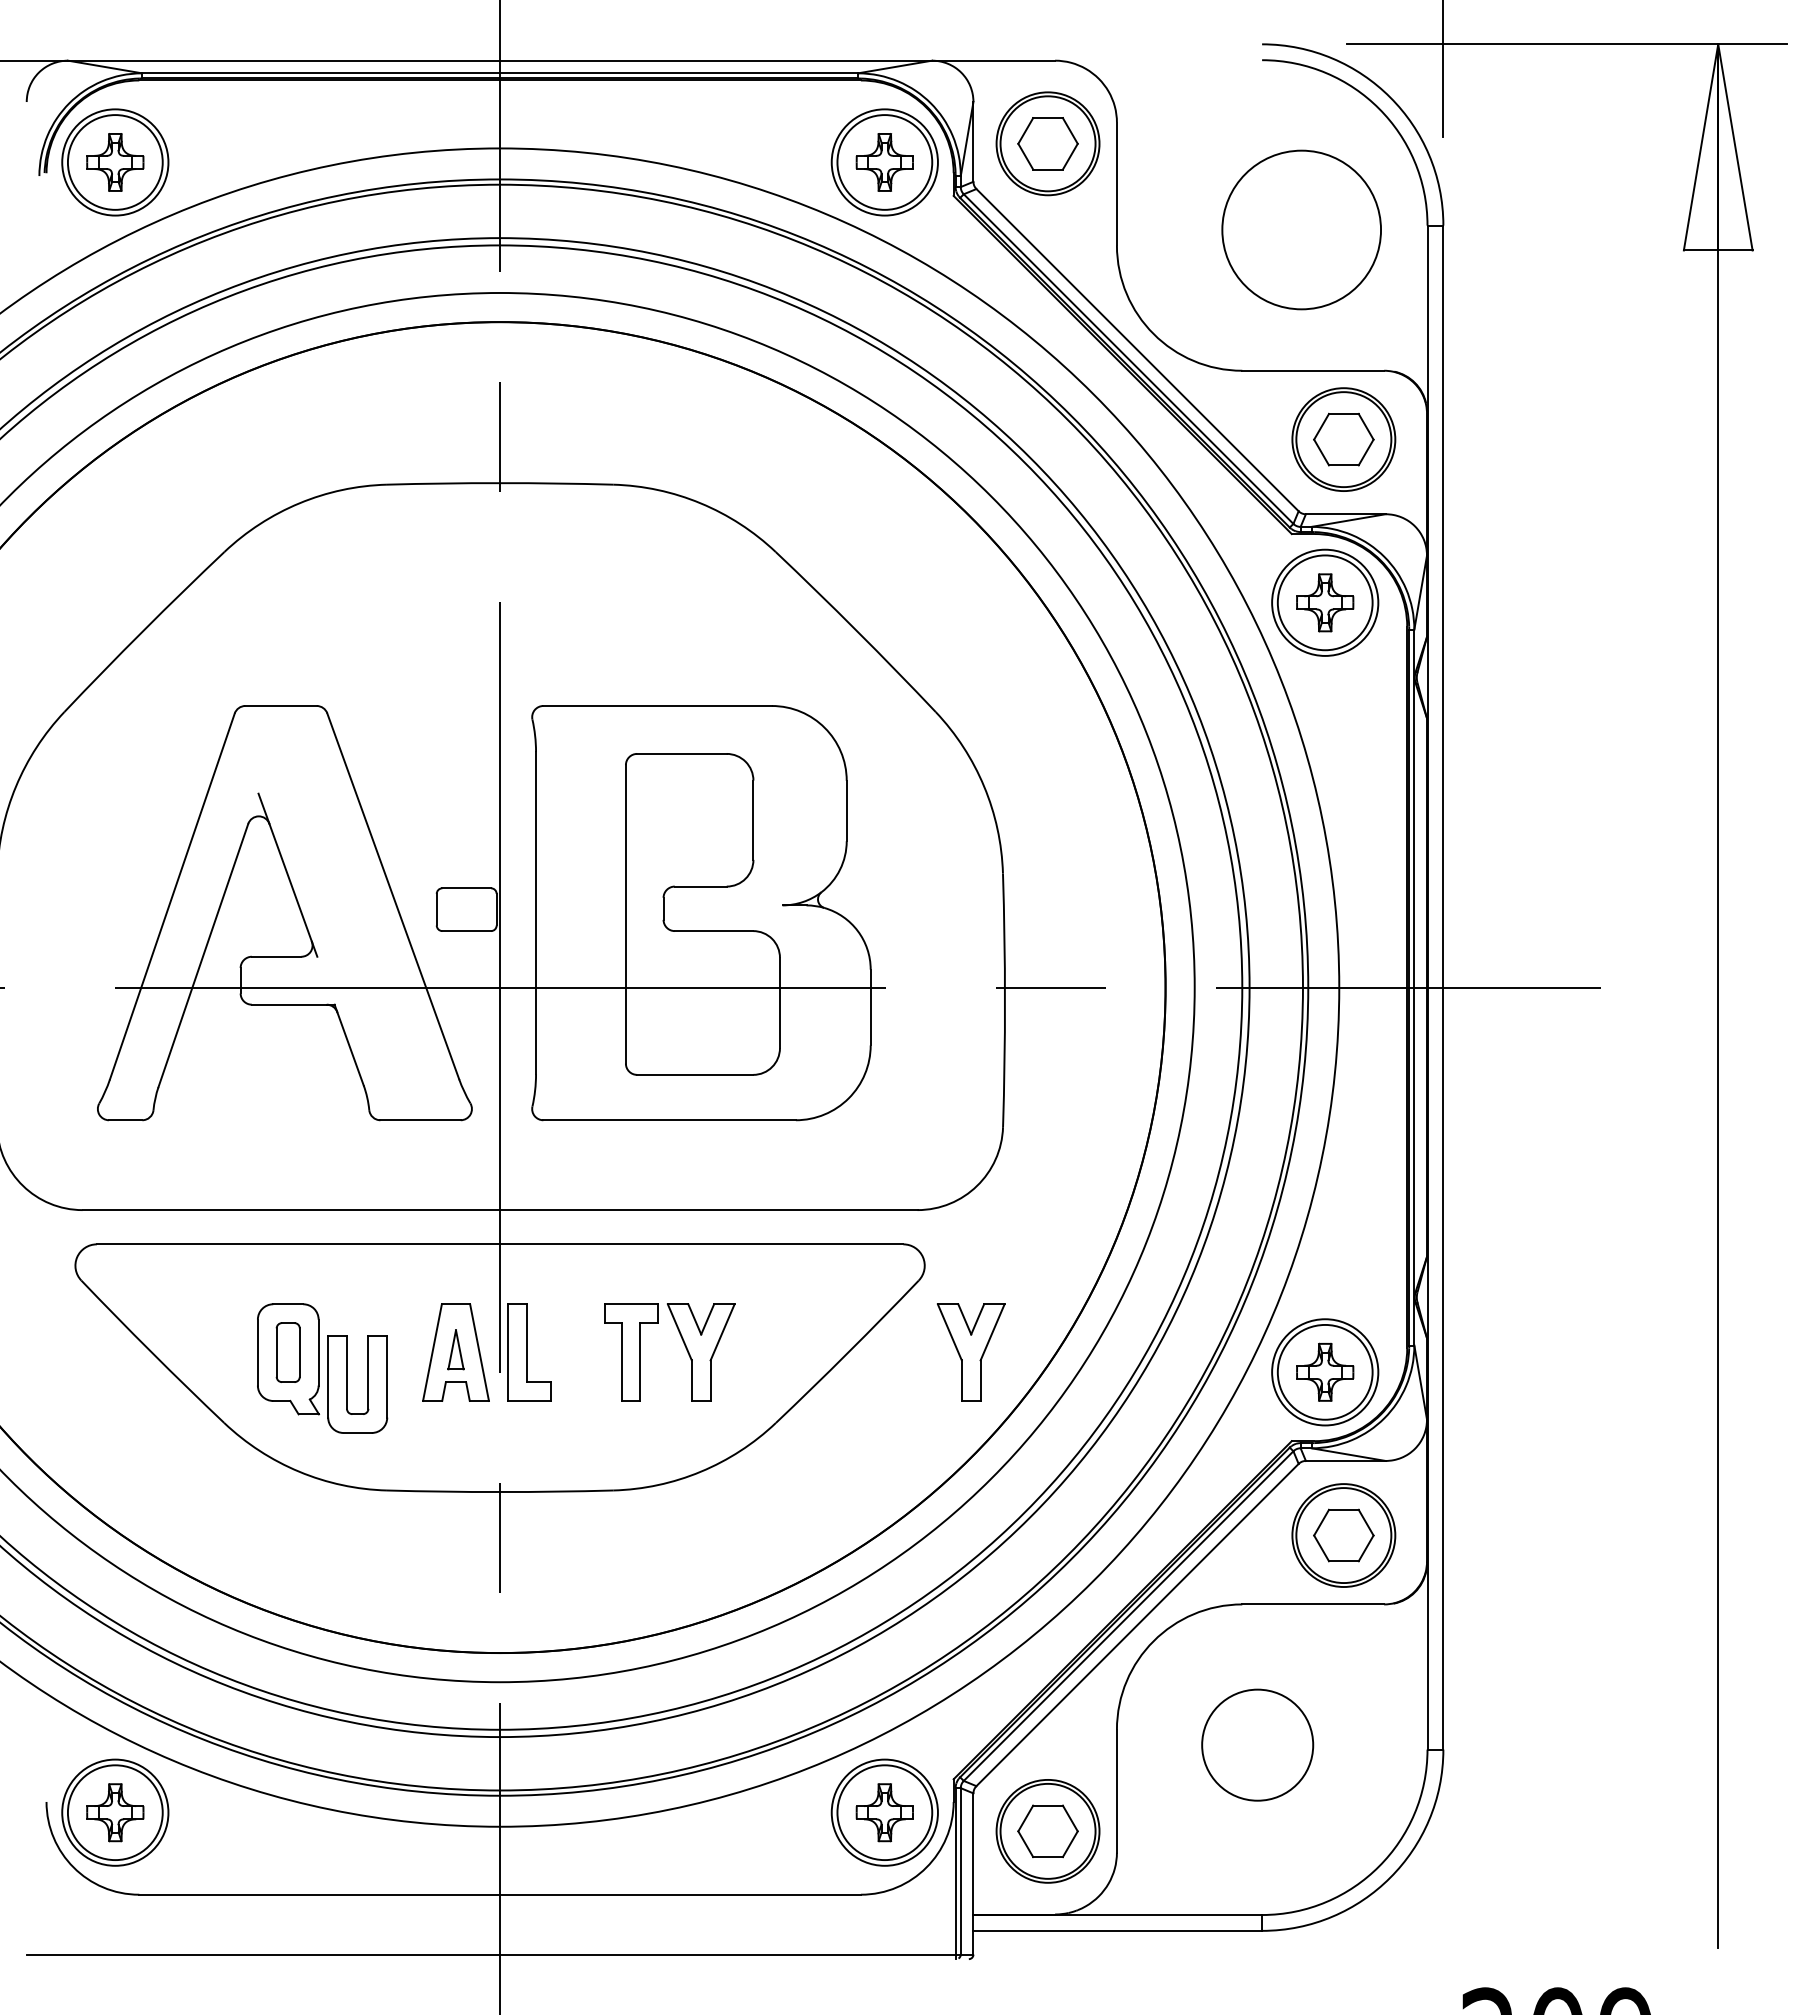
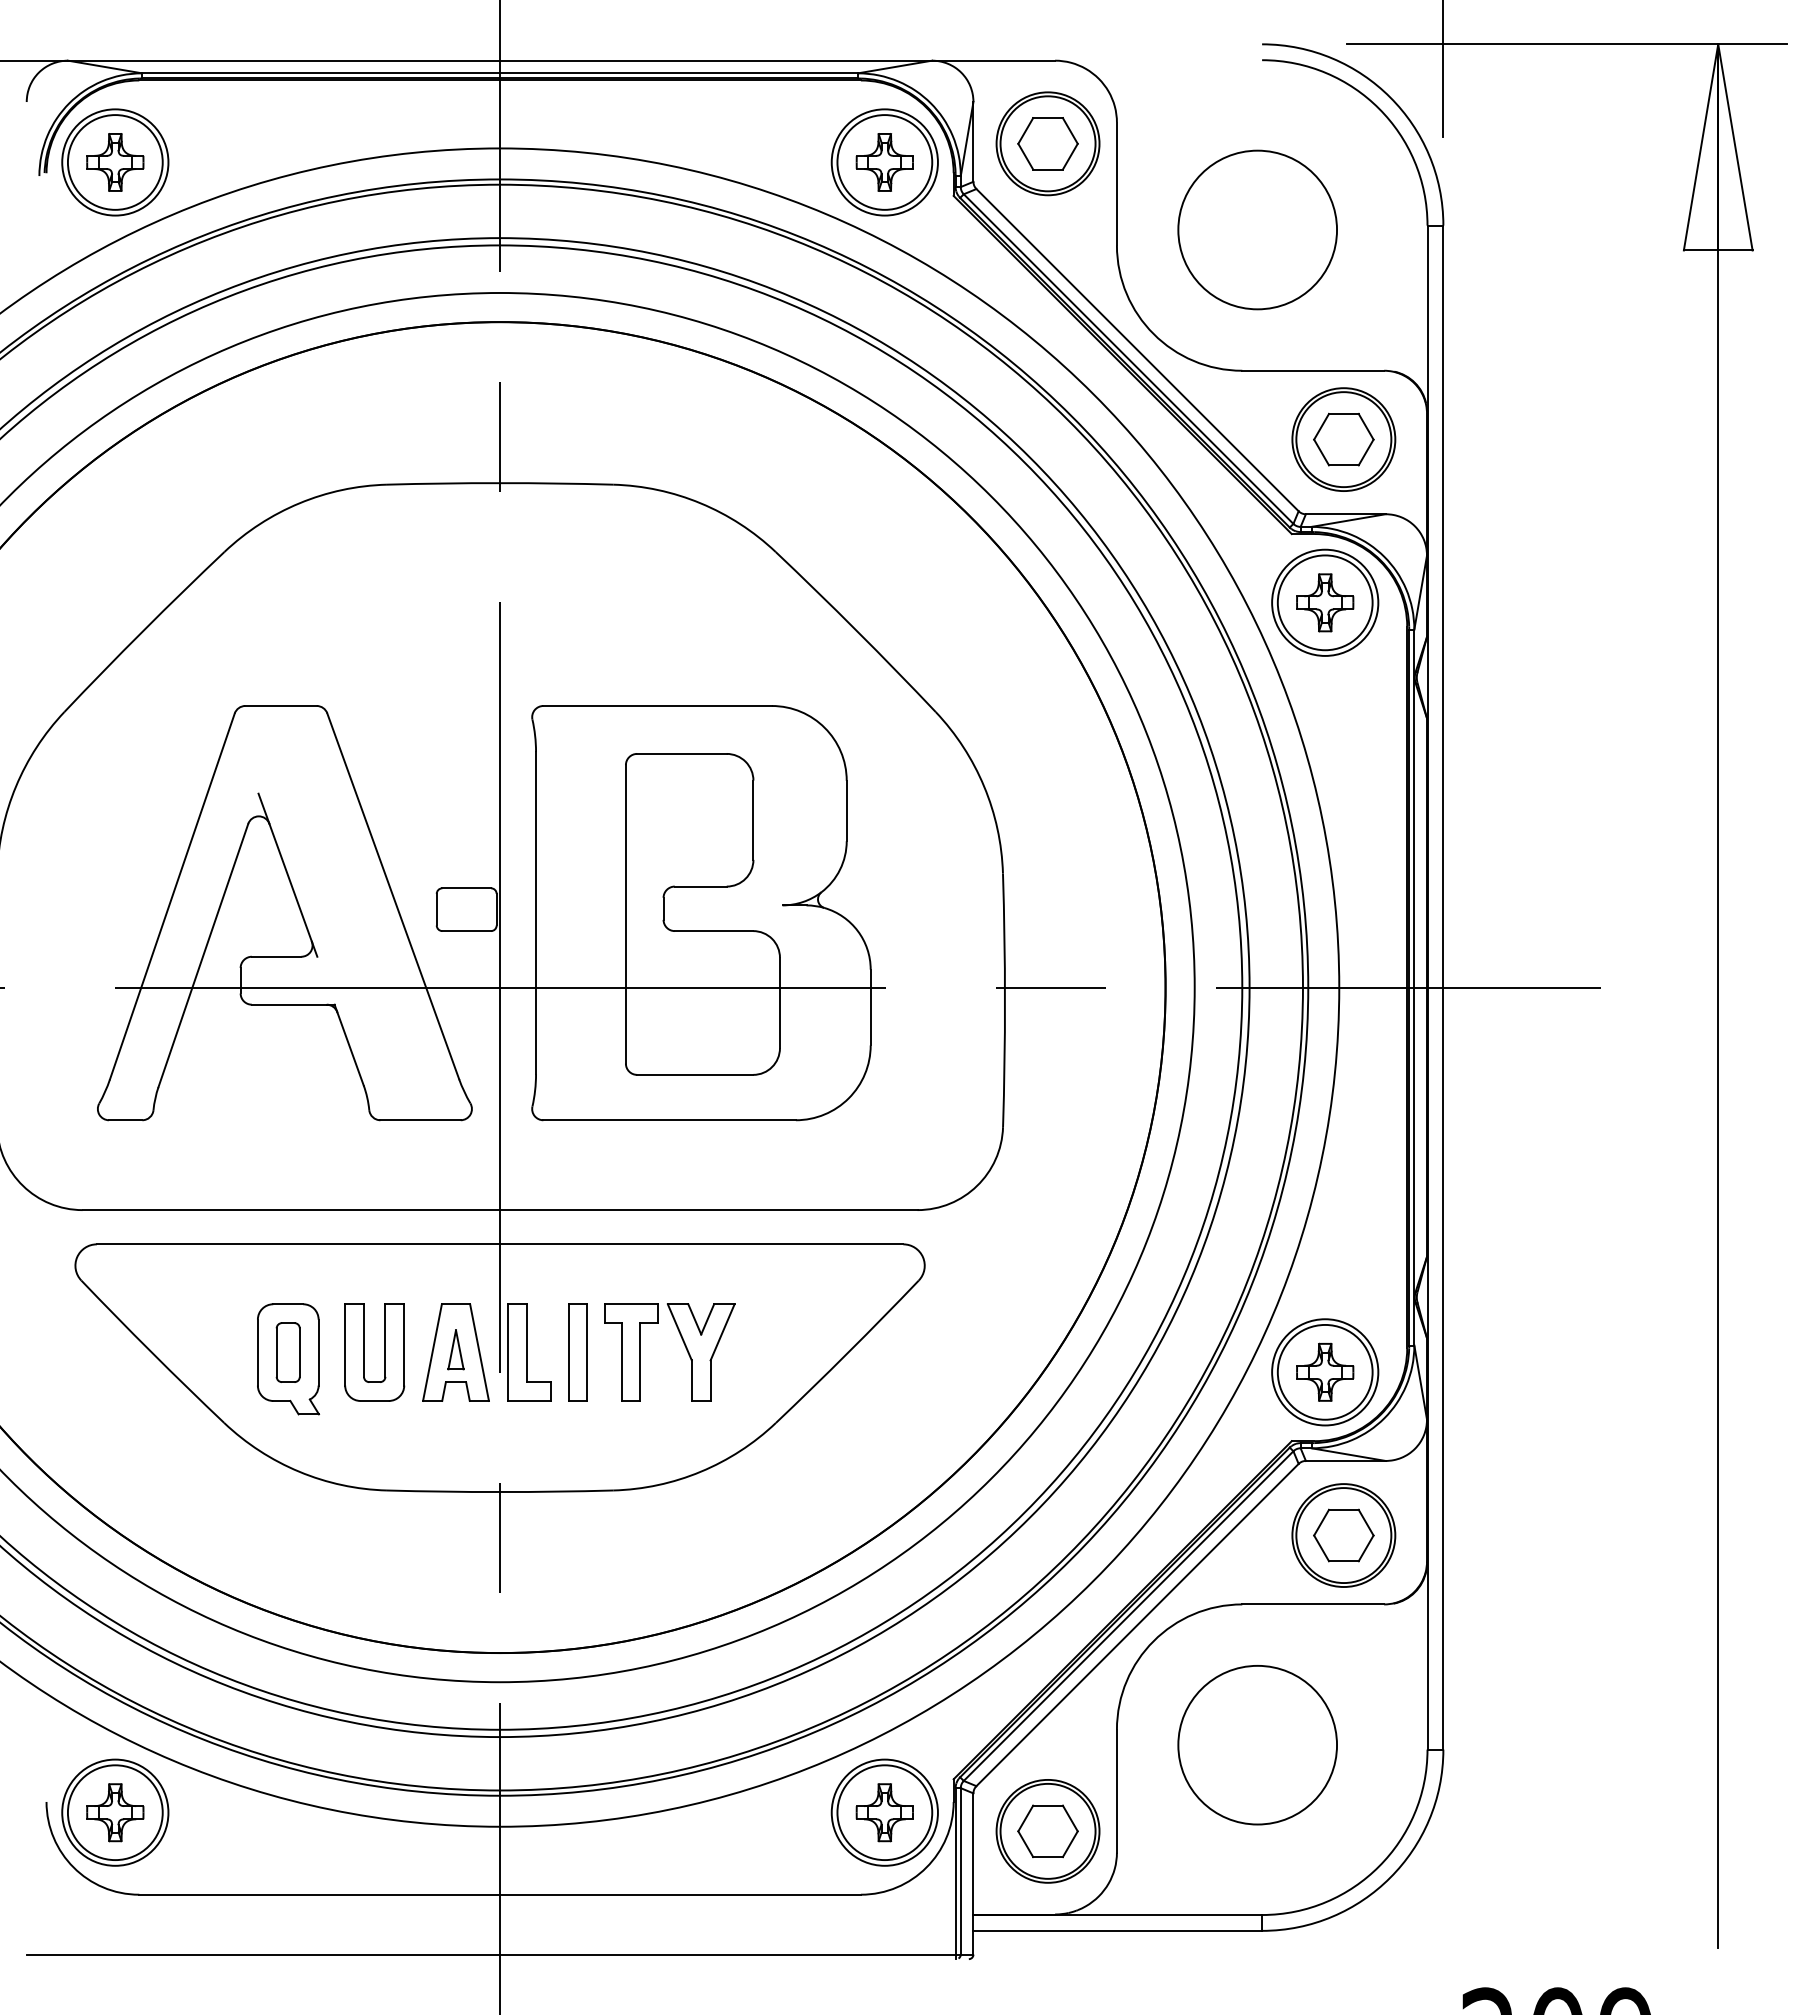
circle position: (1301, 229) -> (1257, 229) (1257, 229)
part: none -> present (577, 1352)
part: present -> none (971, 1352)
part position: (347, 1384) -> (364, 1352) (364, 1352)
circle diameter: 111 px -> 159 px (1257, 1744)
